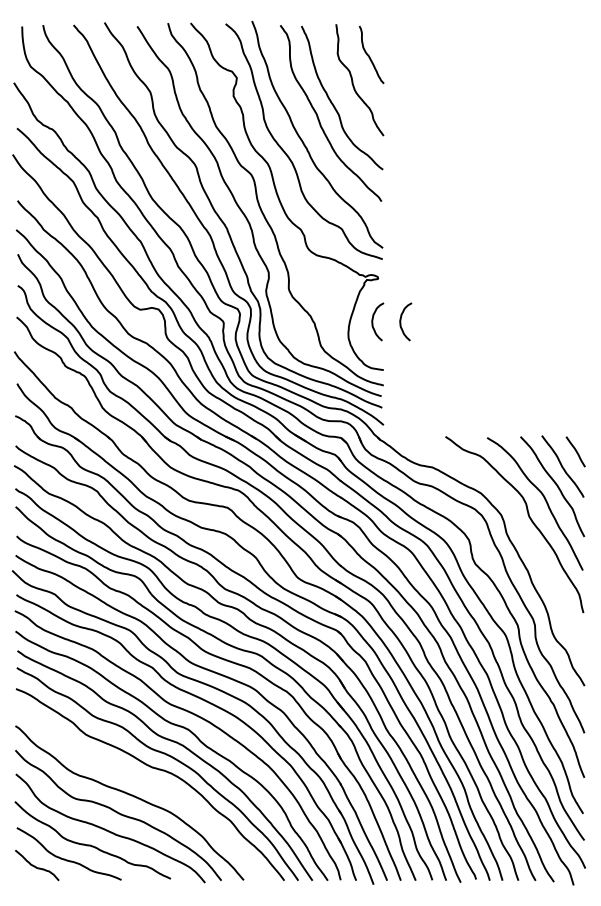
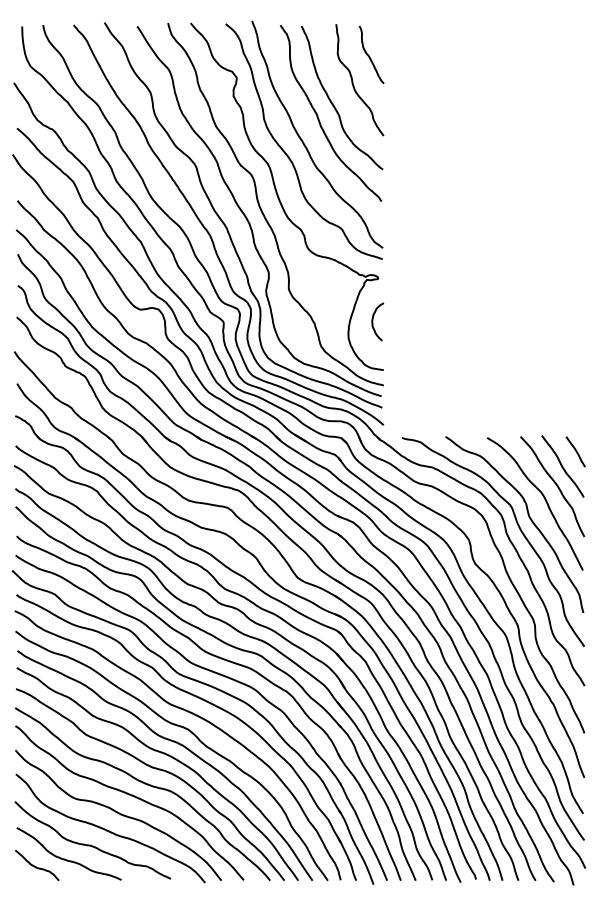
curve: present -> none (401, 321)
curve: none -> present (519, 529)
curve: none -> present (144, 784)
